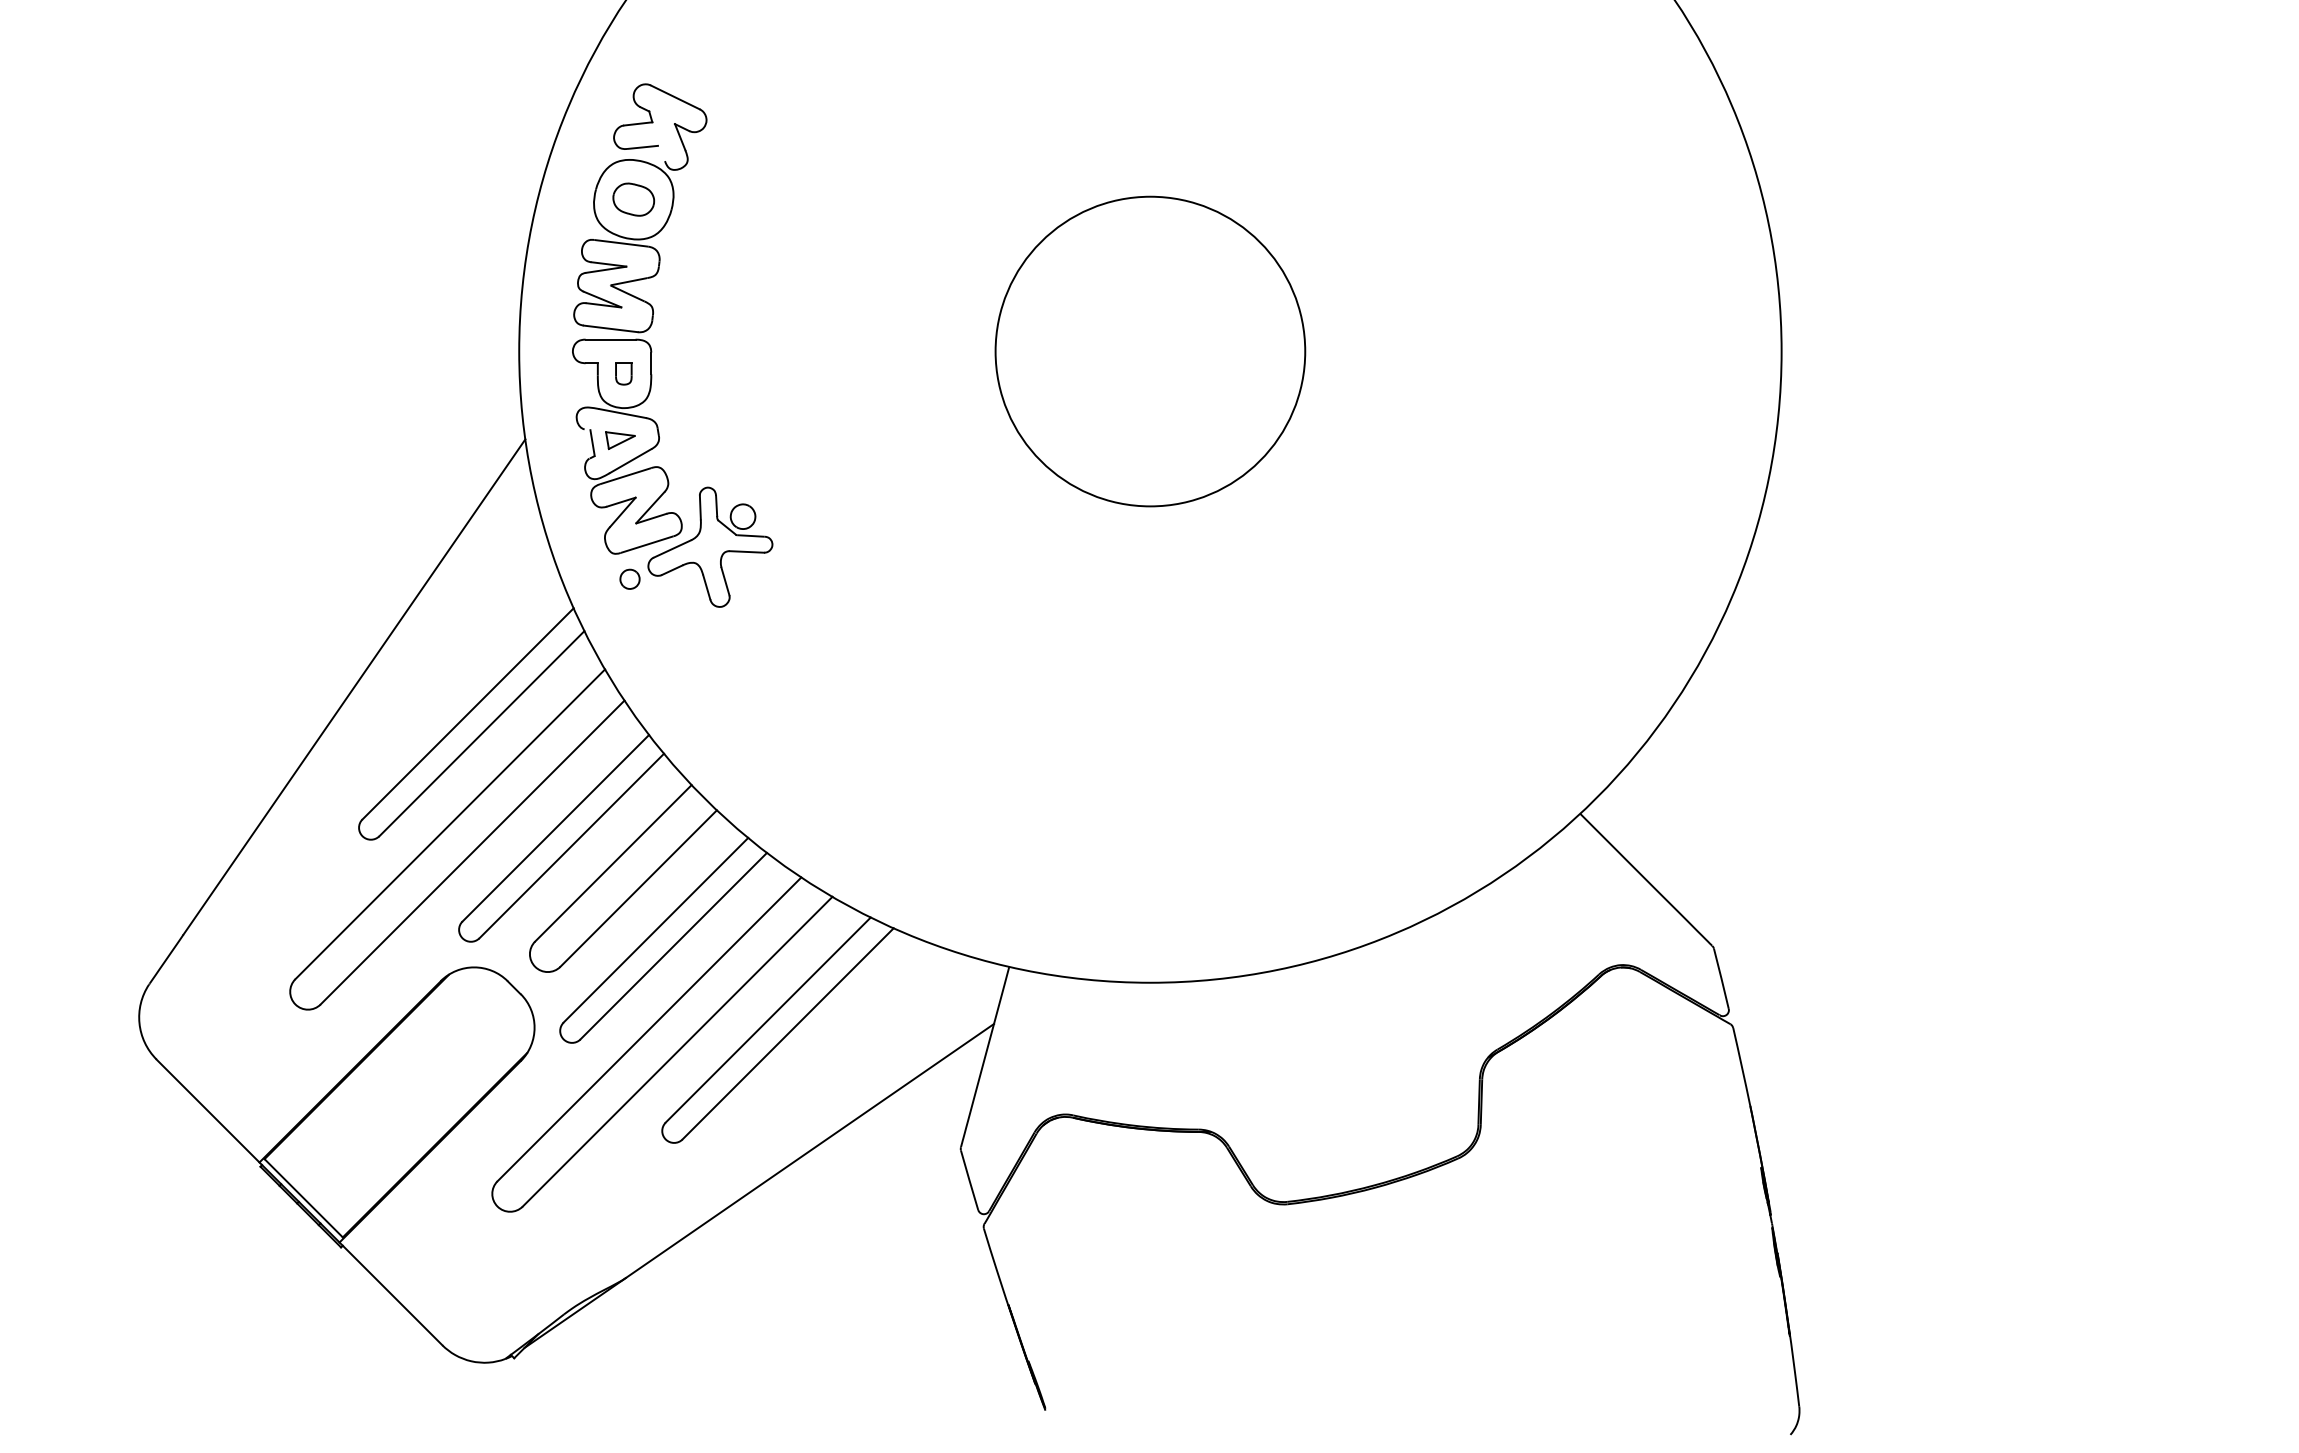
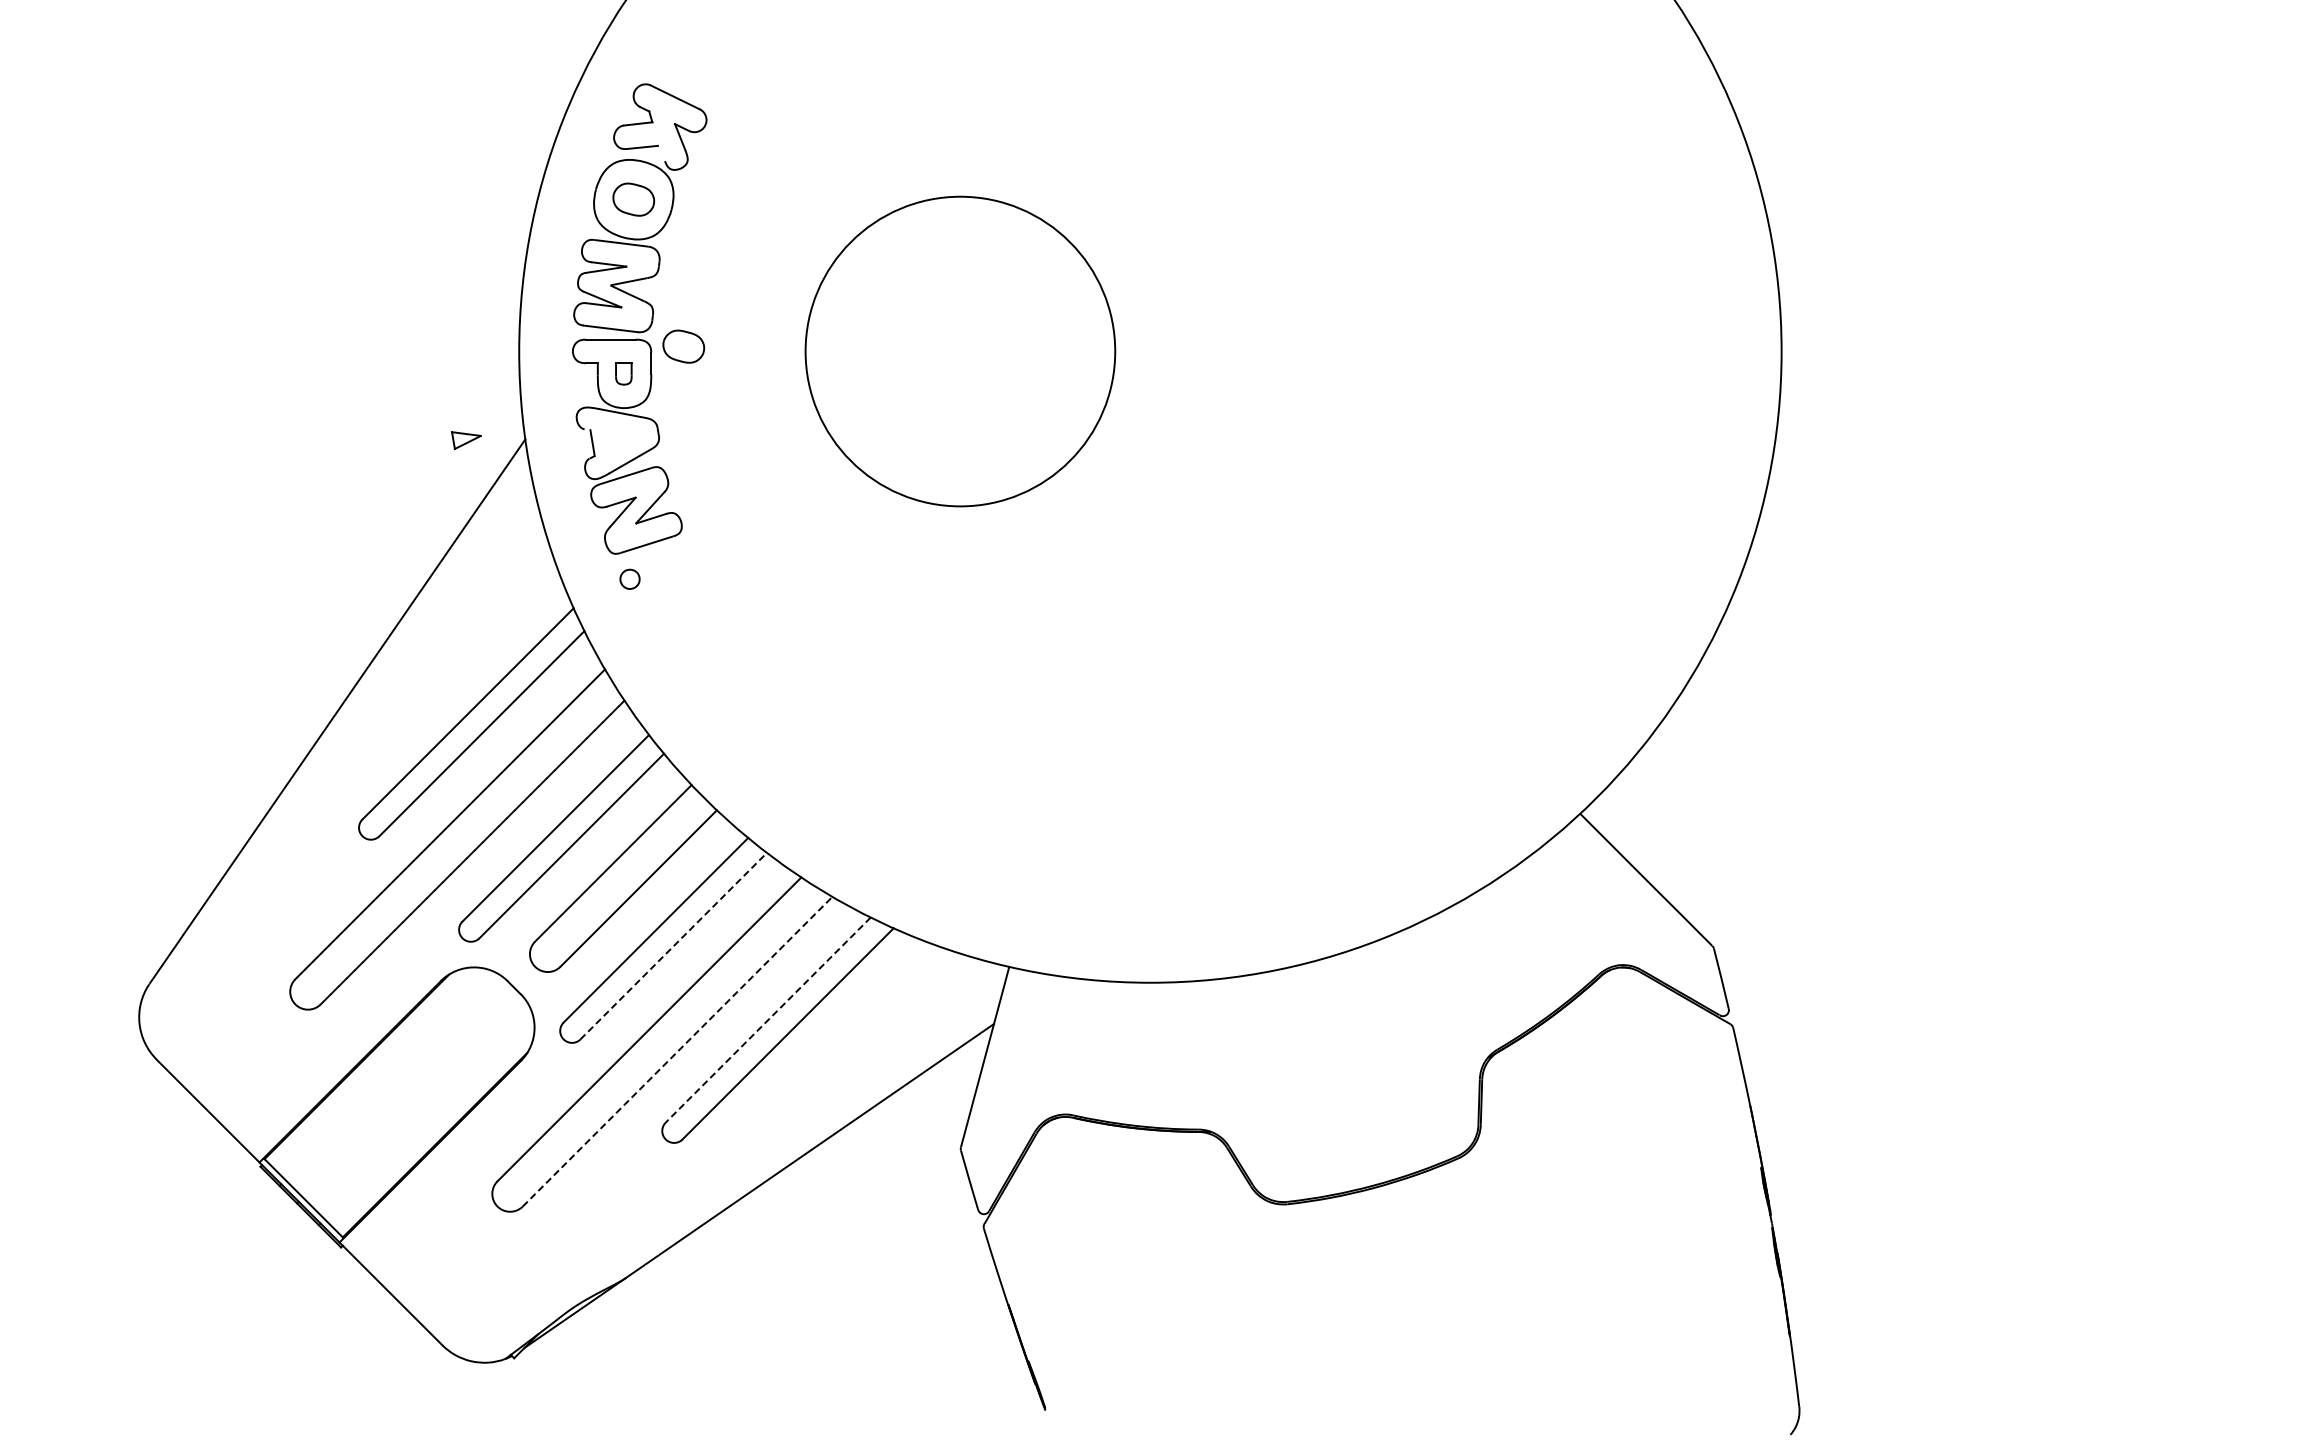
part: none -> present (683, 346)
circle position: (1150, 351) -> (960, 351) (960, 351)
part position: (620, 440) -> (466, 440) (466, 440)
part: present -> none (710, 546)
line: solid -> dashed (673, 946)
line: solid -> dashed (767, 1020)
line: solid -> dashed (678, 1051)
